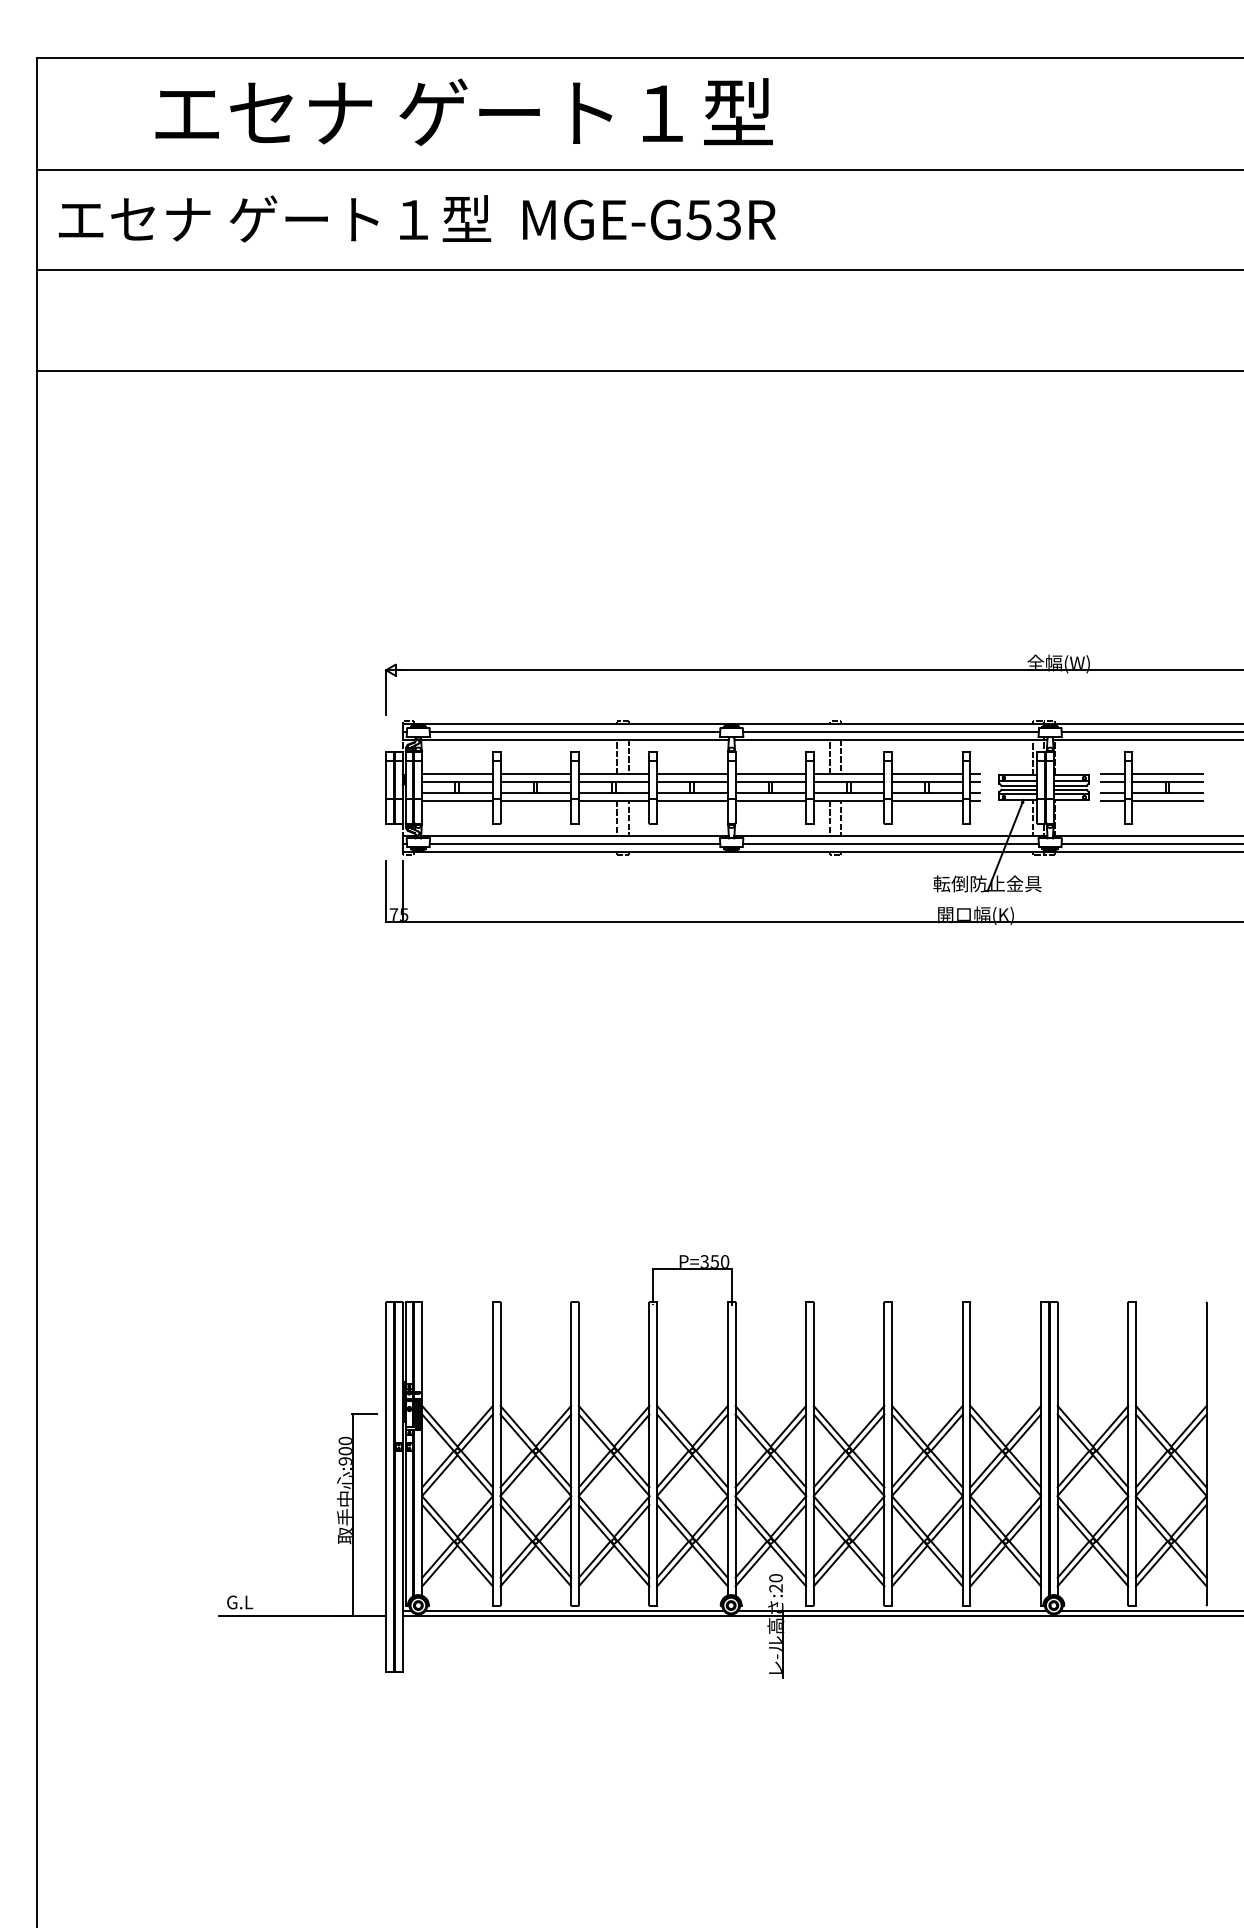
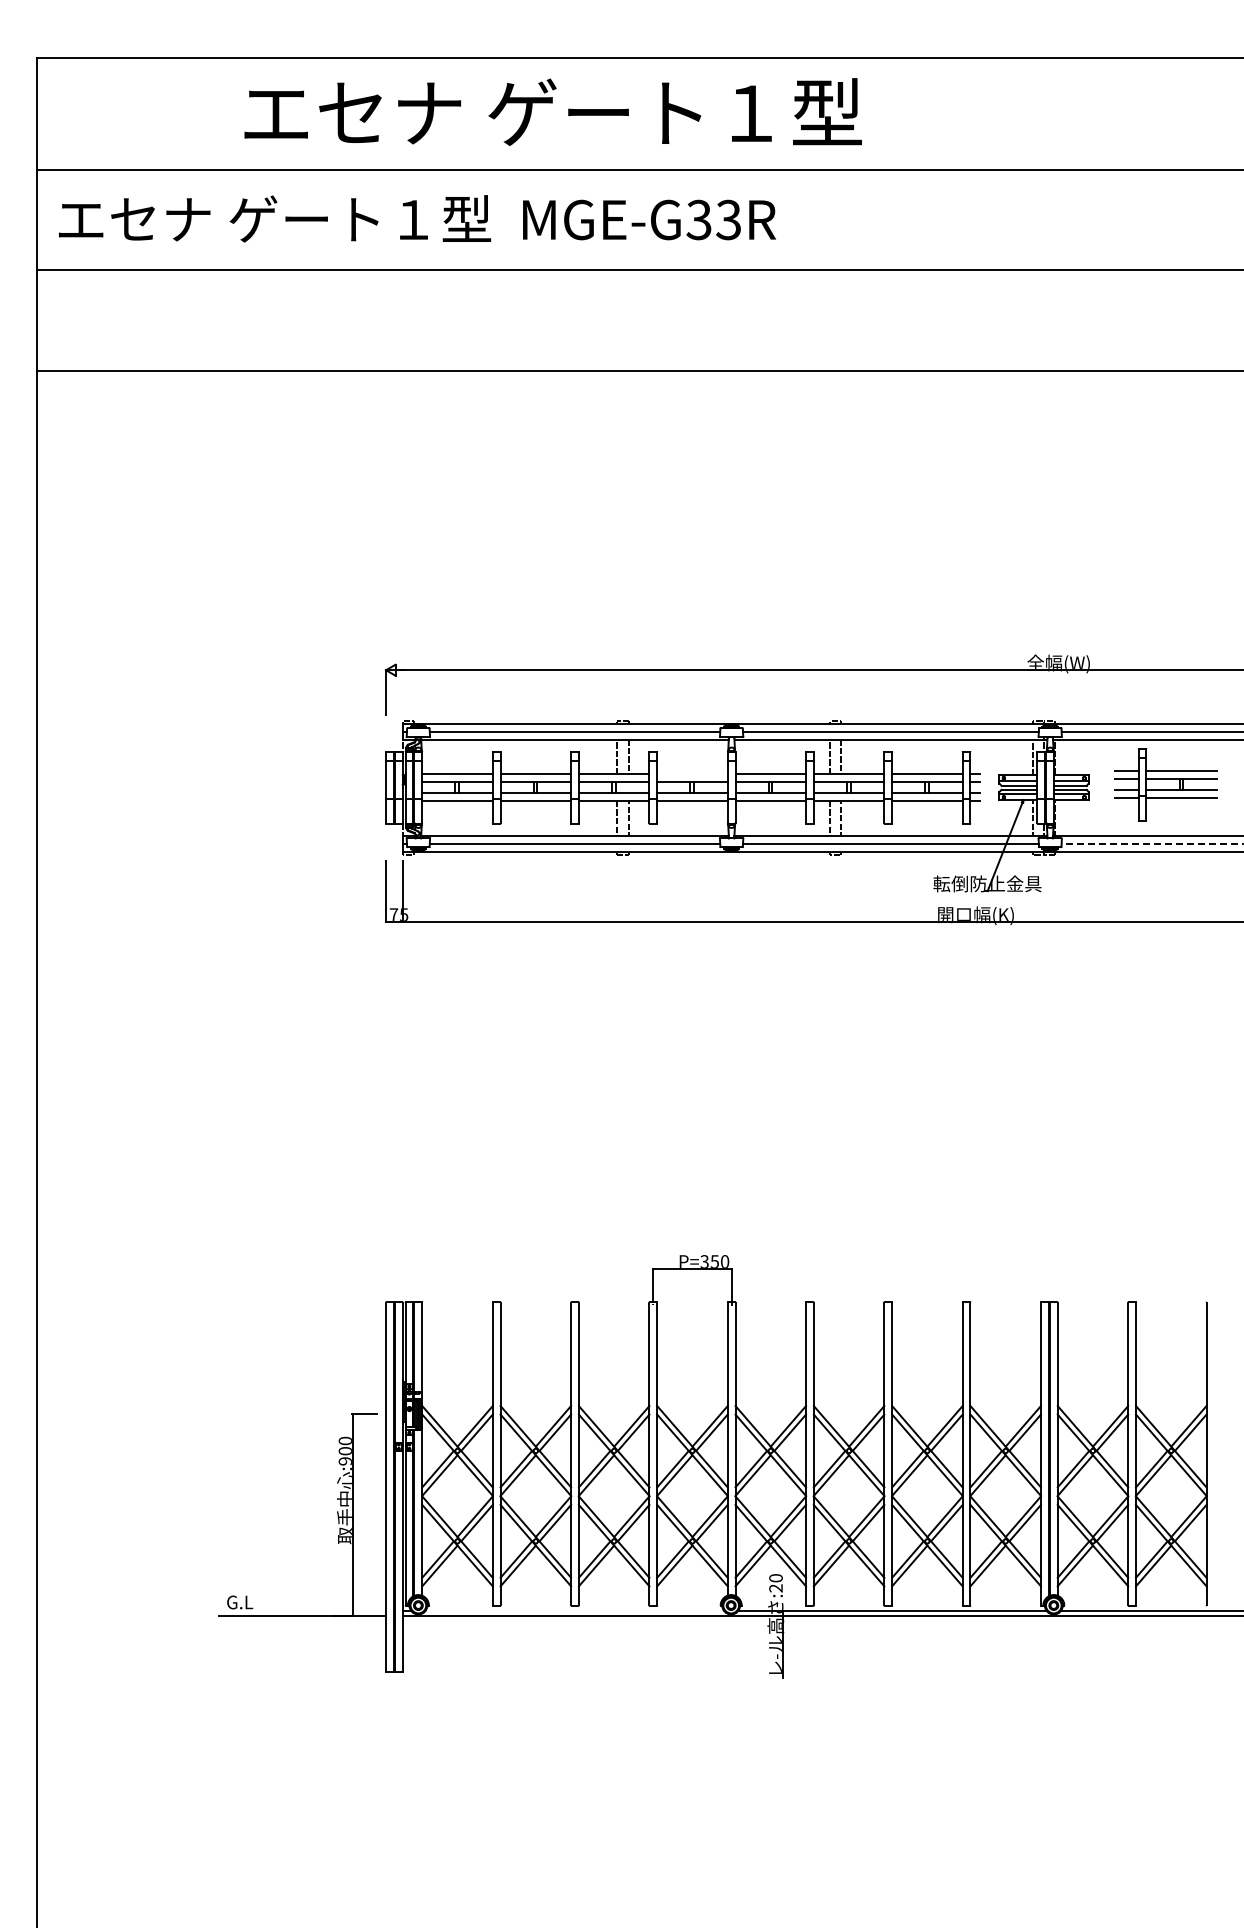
text position: (463, 111) -> (552, 111) (552, 111)
text: MGE-G53R -> MGE-G33R (698, 219)
line: present -> none (692, 774)
part position: (1151, 787) -> (1165, 784) (1165, 784)
line: solid -> dashed (1152, 843)
line: present -> none (574, 1611)
